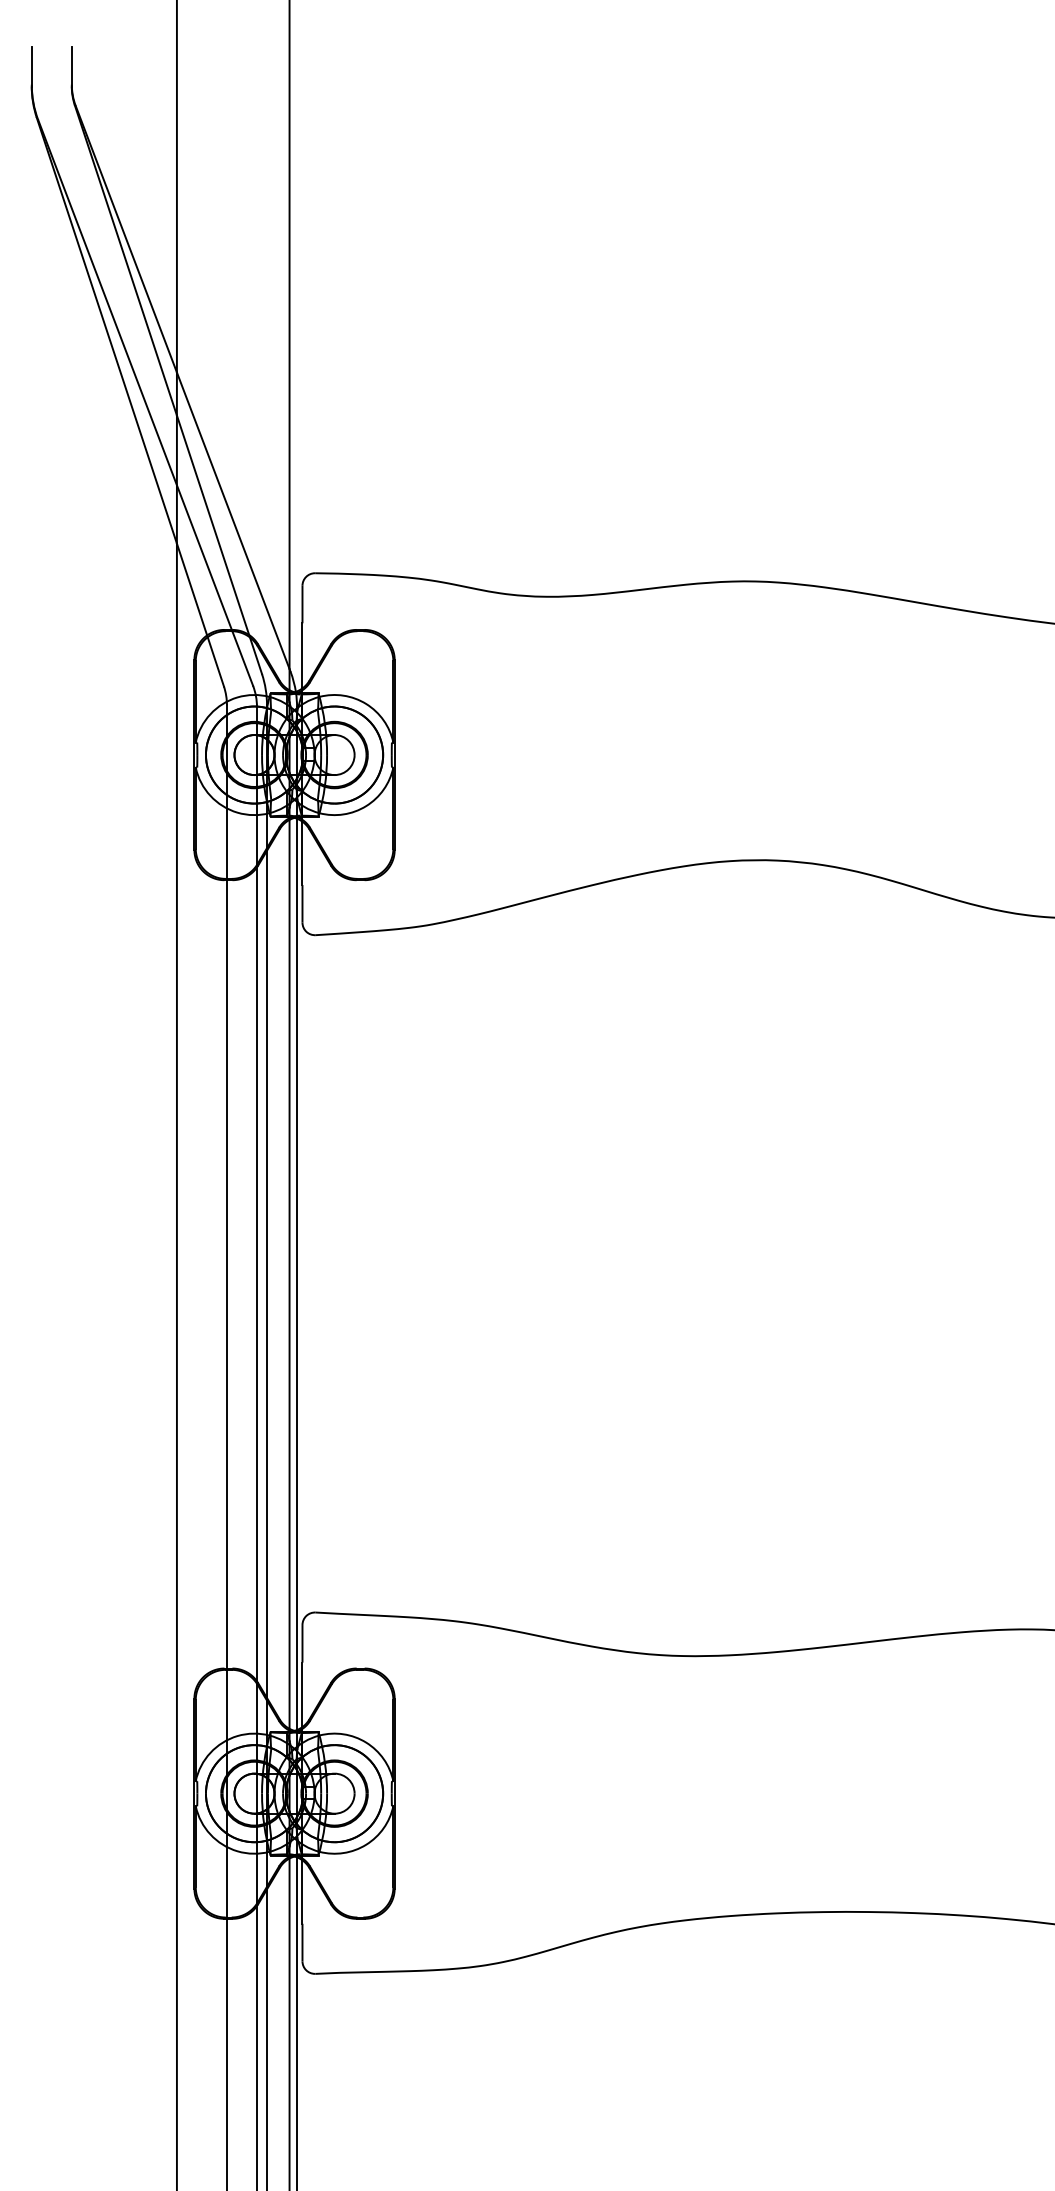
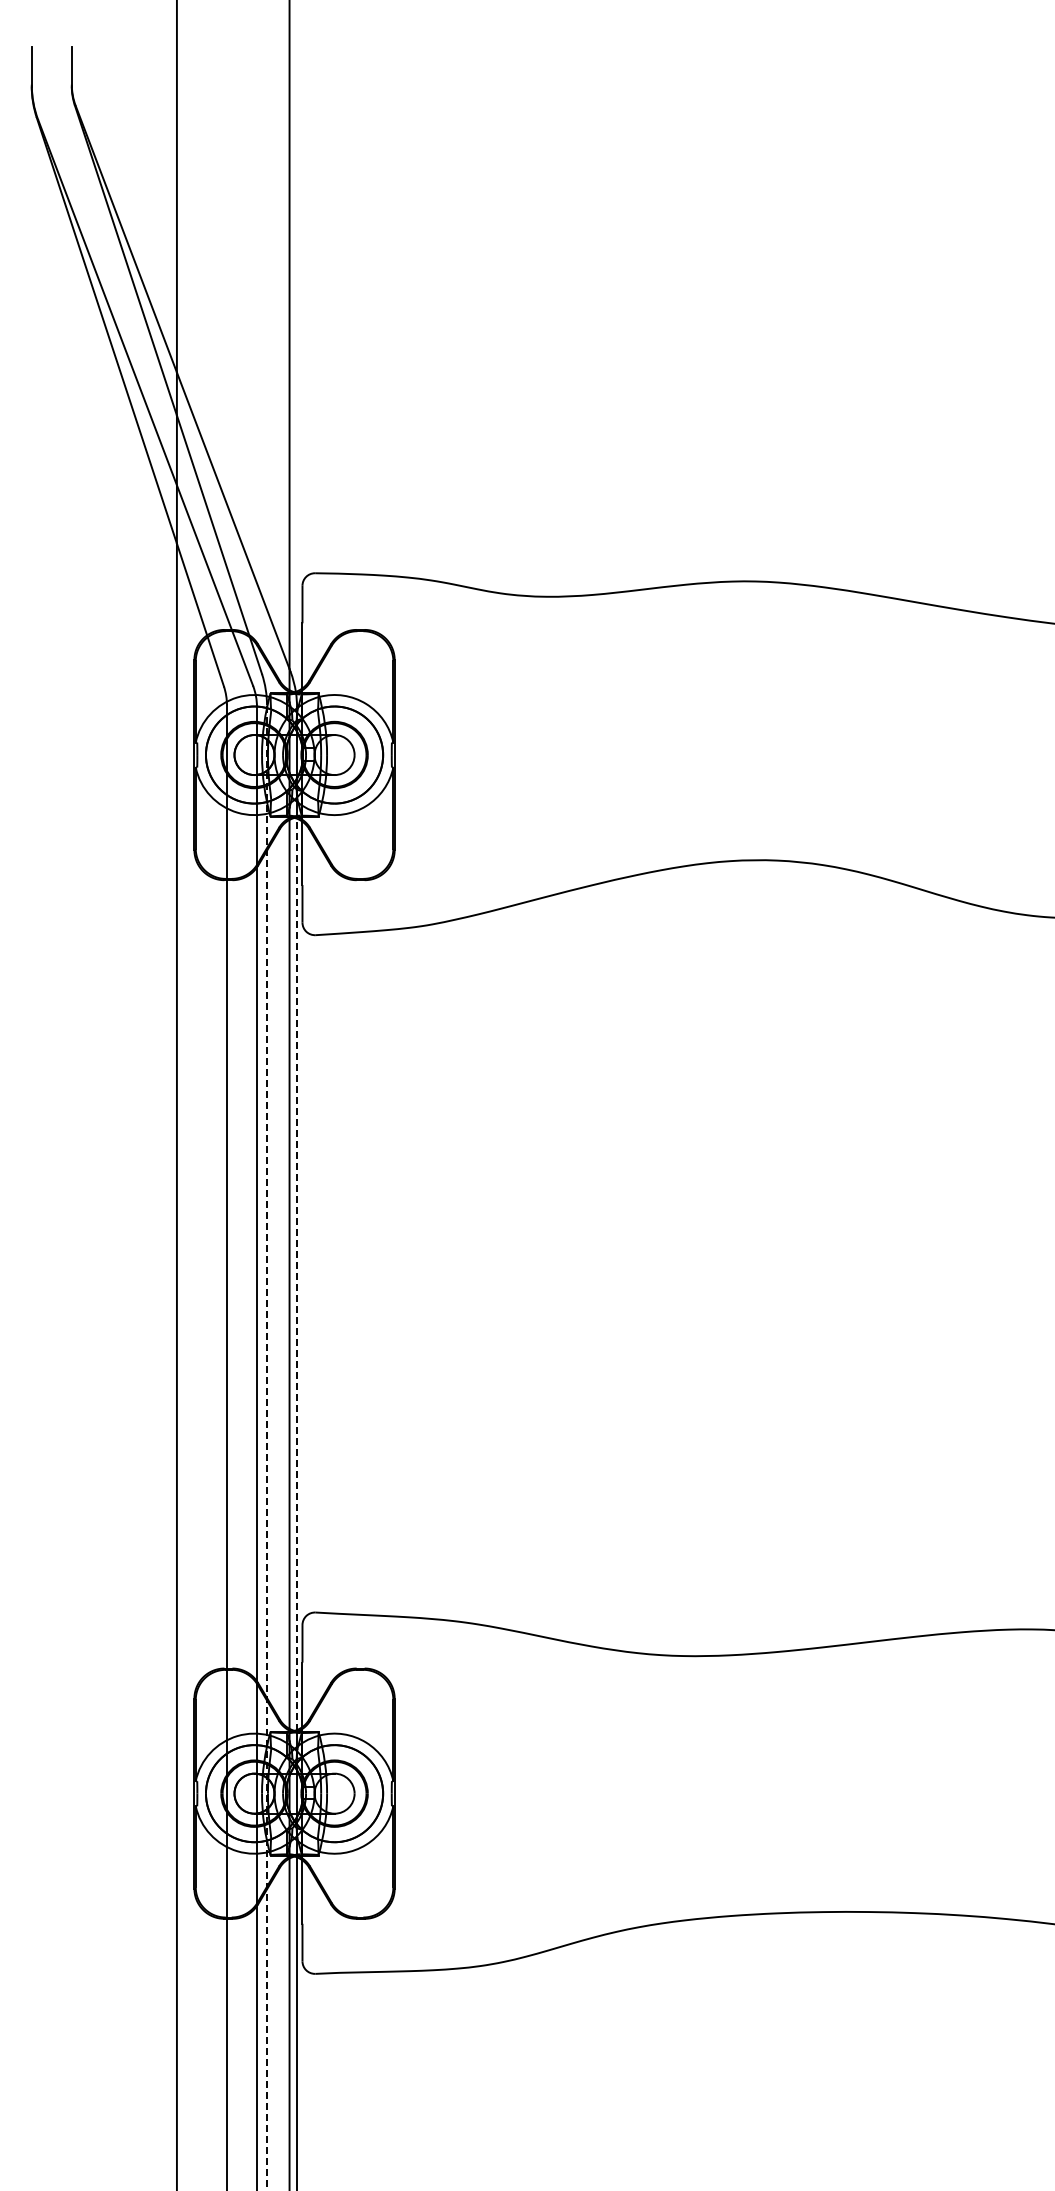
line: solid -> dashed (297, 1273)
line: solid -> dashed (267, 1447)
